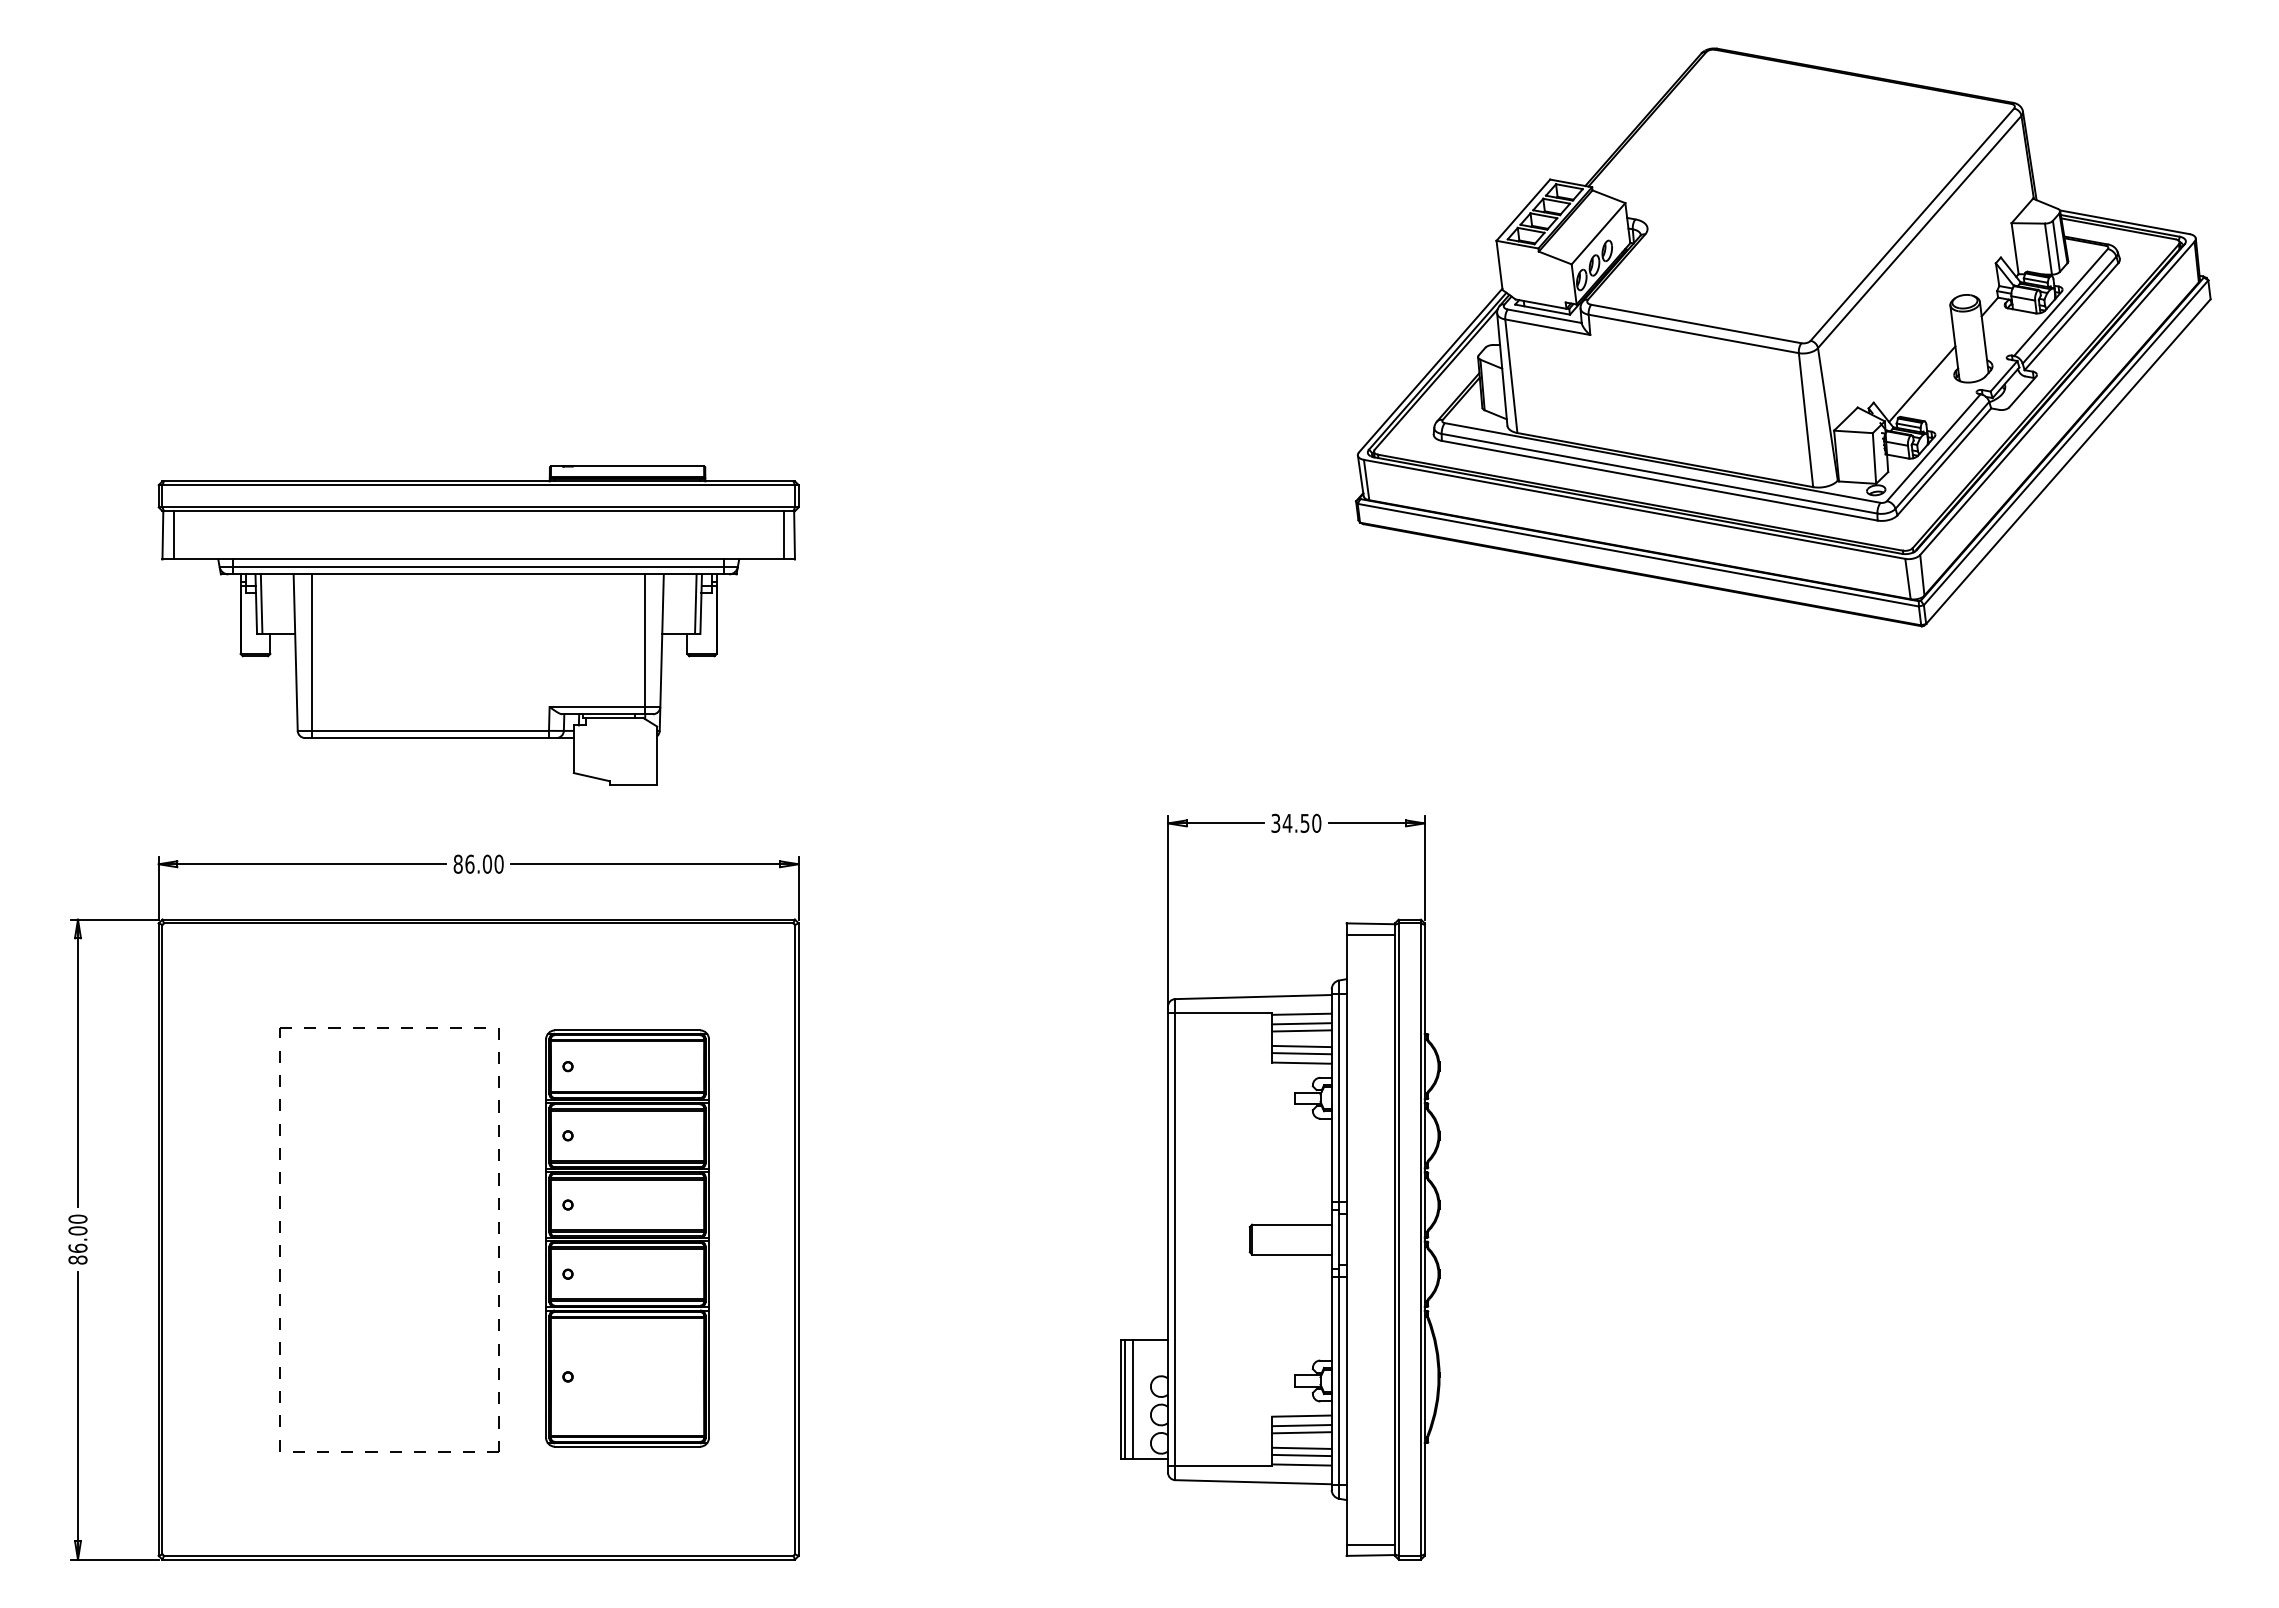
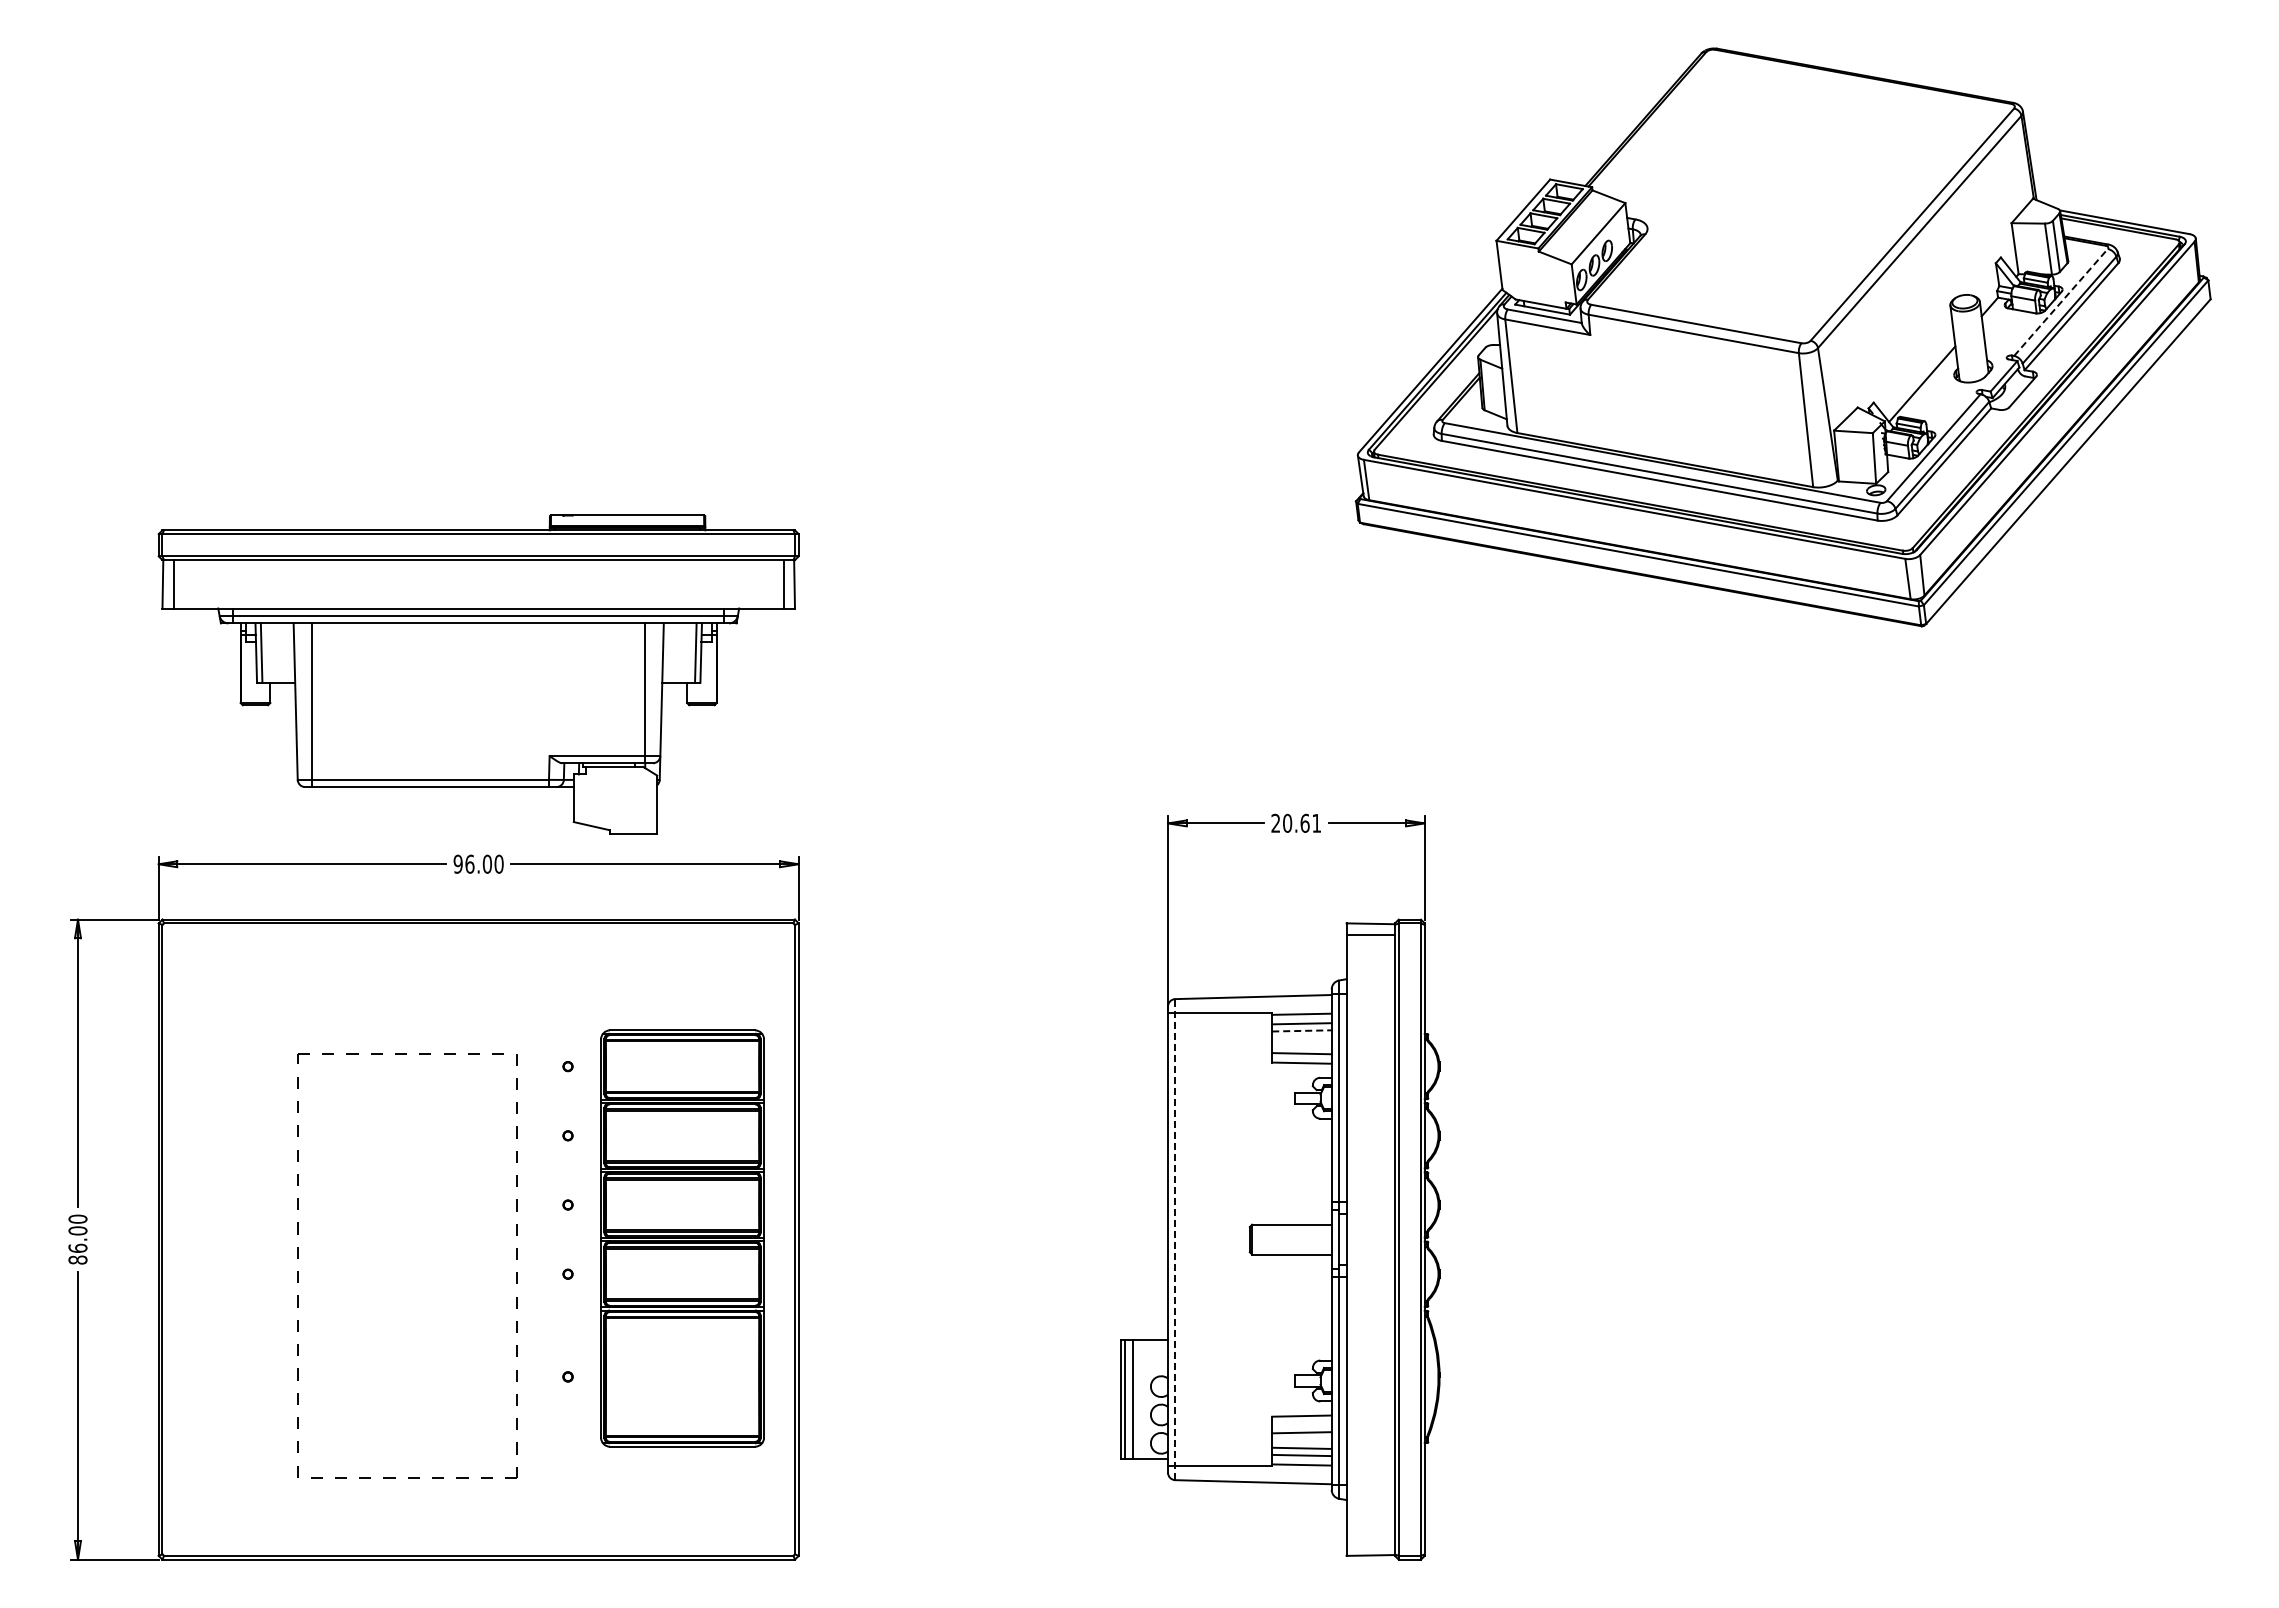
line: solid -> dashed (2061, 302)
part position: (478, 625) -> (478, 674) (478, 674)
text: 34.50 -> 20.61 (1296, 822)
text: 86.00 -> 96.00 (457, 863)
line: solid -> dashed (1301, 1030)
line: present -> none (1301, 1046)
part position: (498, 1233) -> (516, 1259) (516, 1259)
part position: (627, 1238) -> (682, 1238) (682, 1238)
line: solid -> dashed (1175, 1239)
line: present -> none (1301, 1425)
line: present -> none (1370, 1544)
